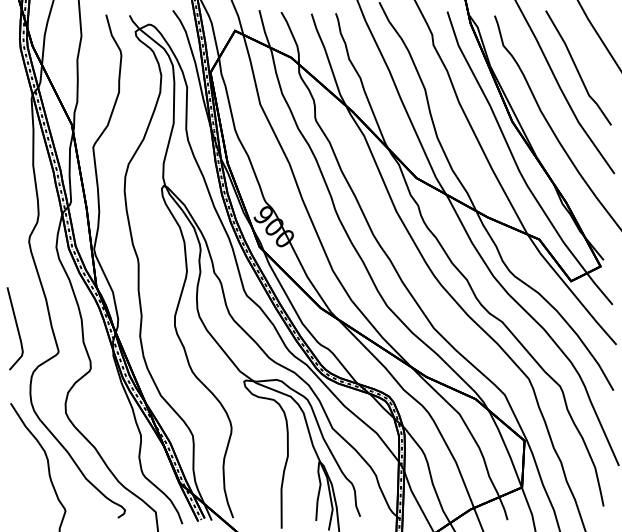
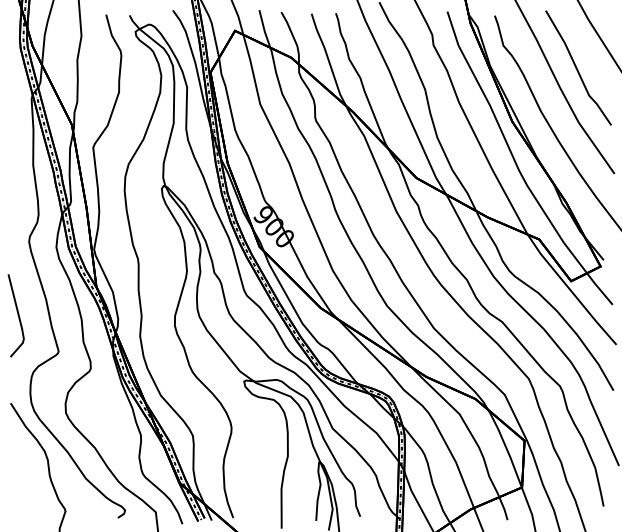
line position: (16, 328) -> (17, 315) (17, 315)
